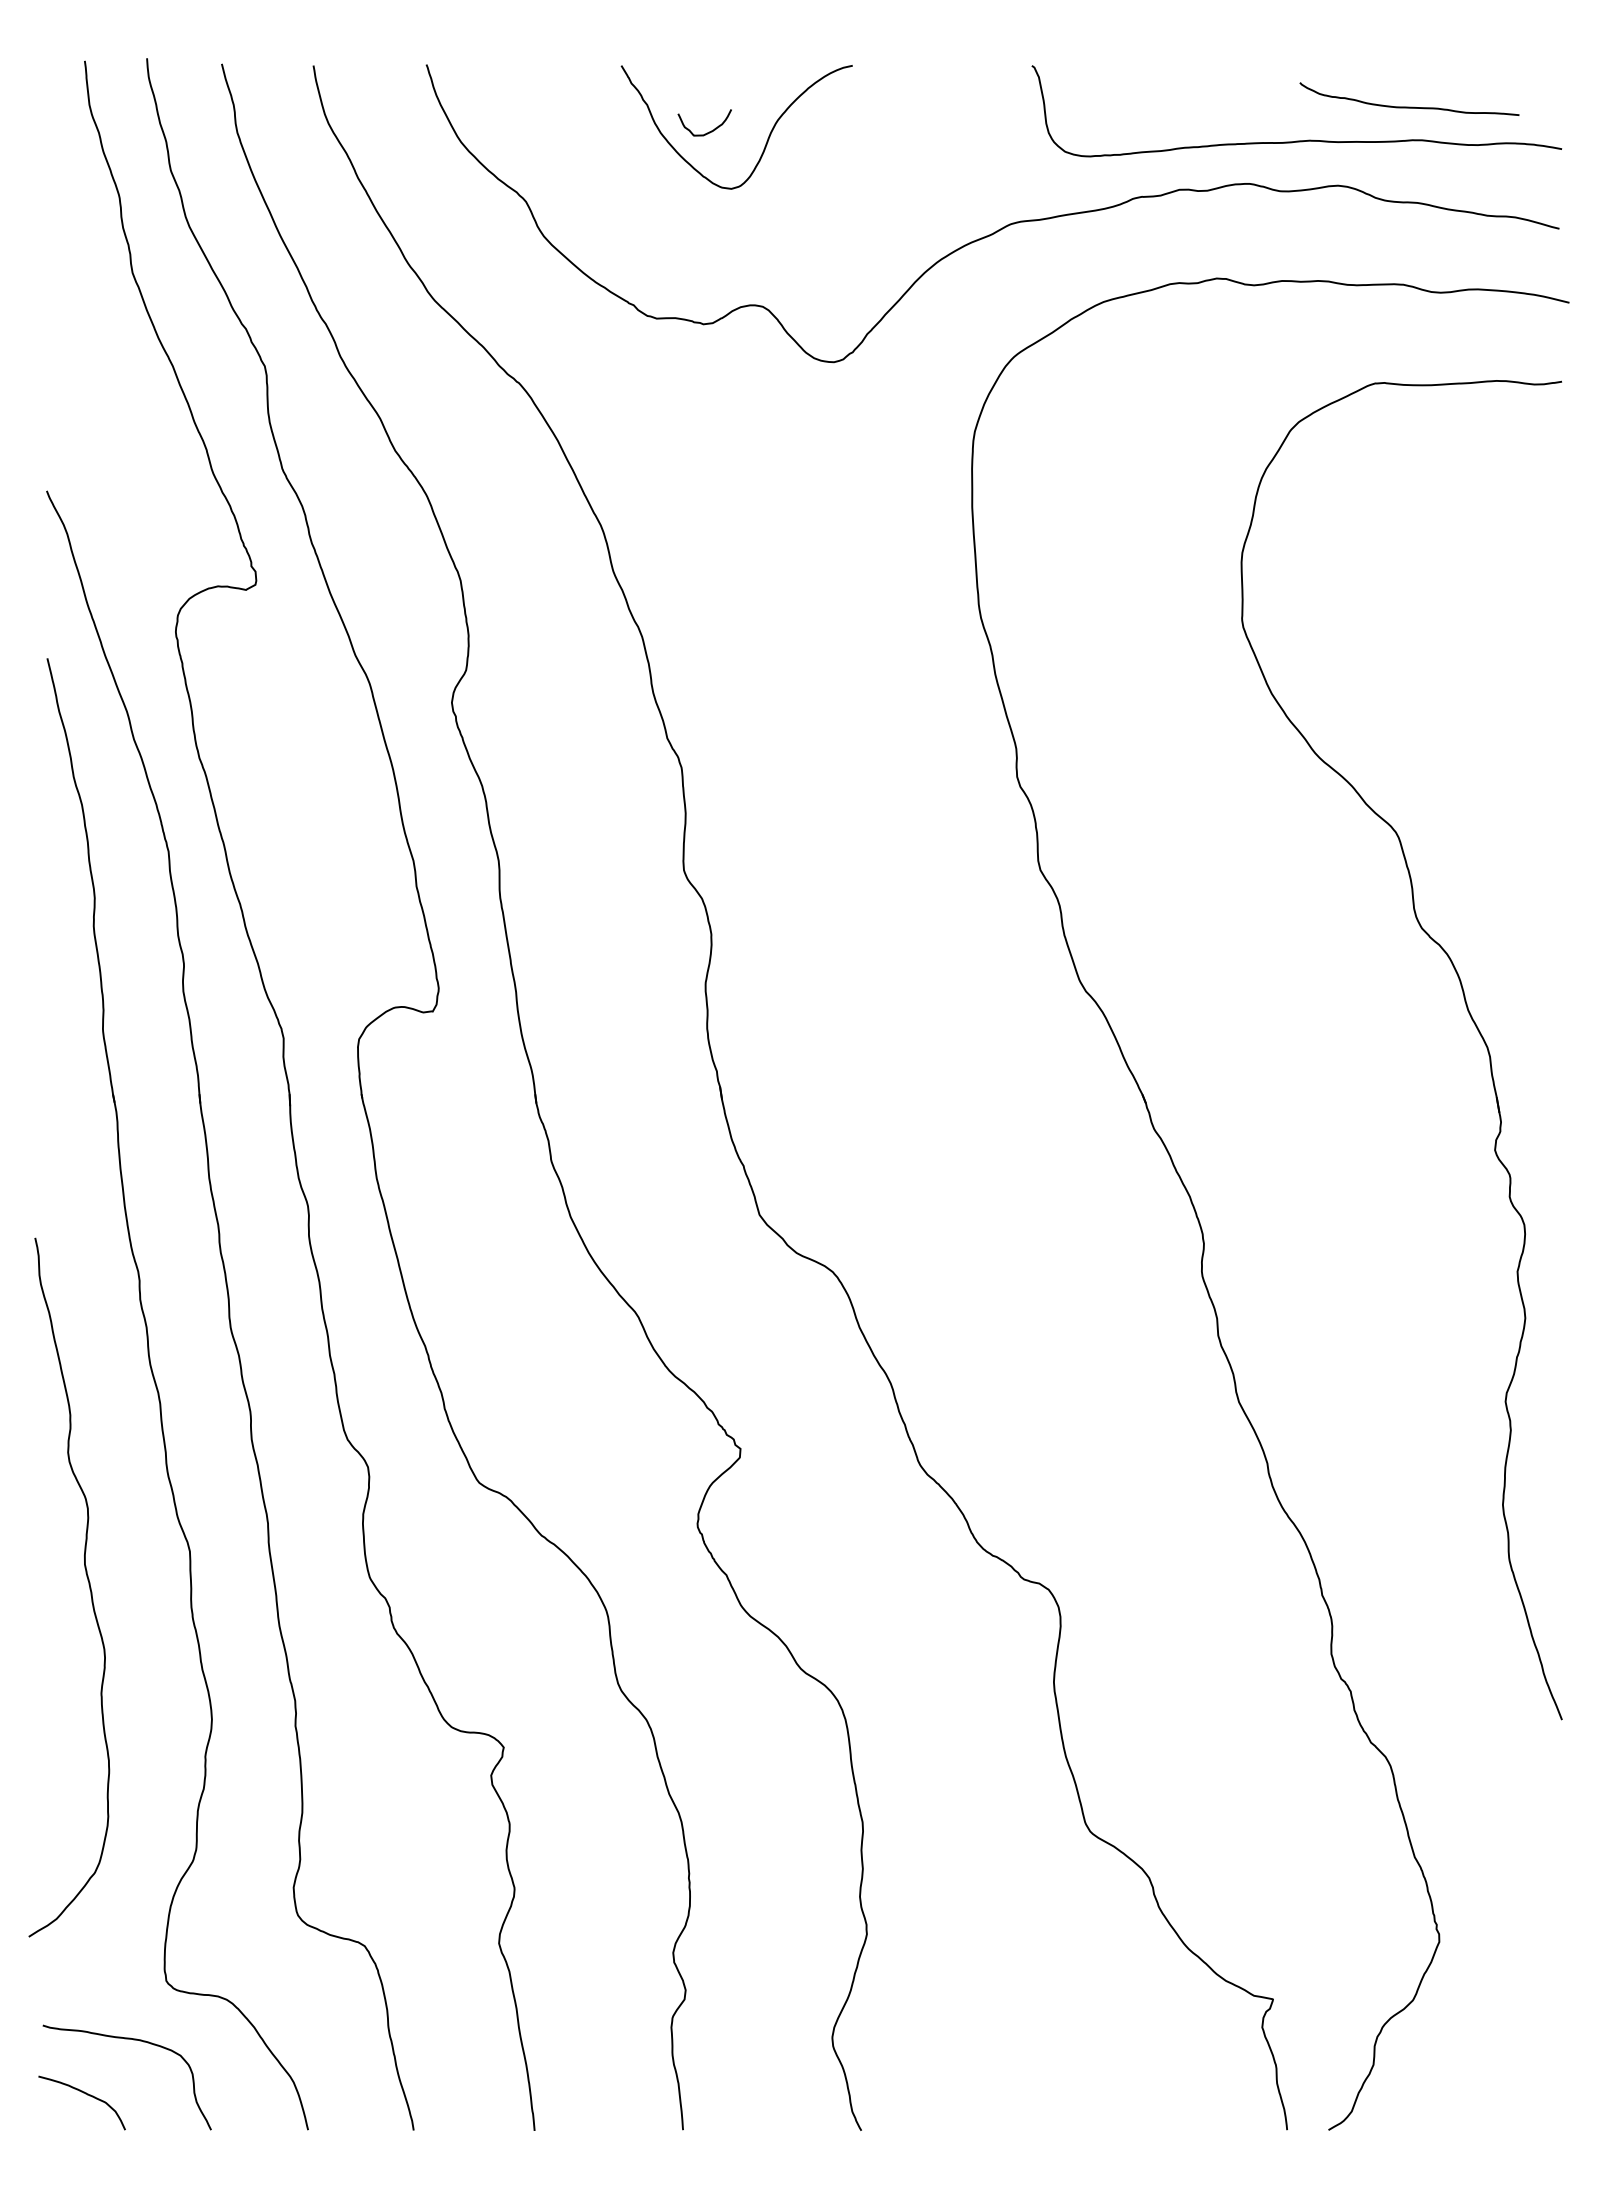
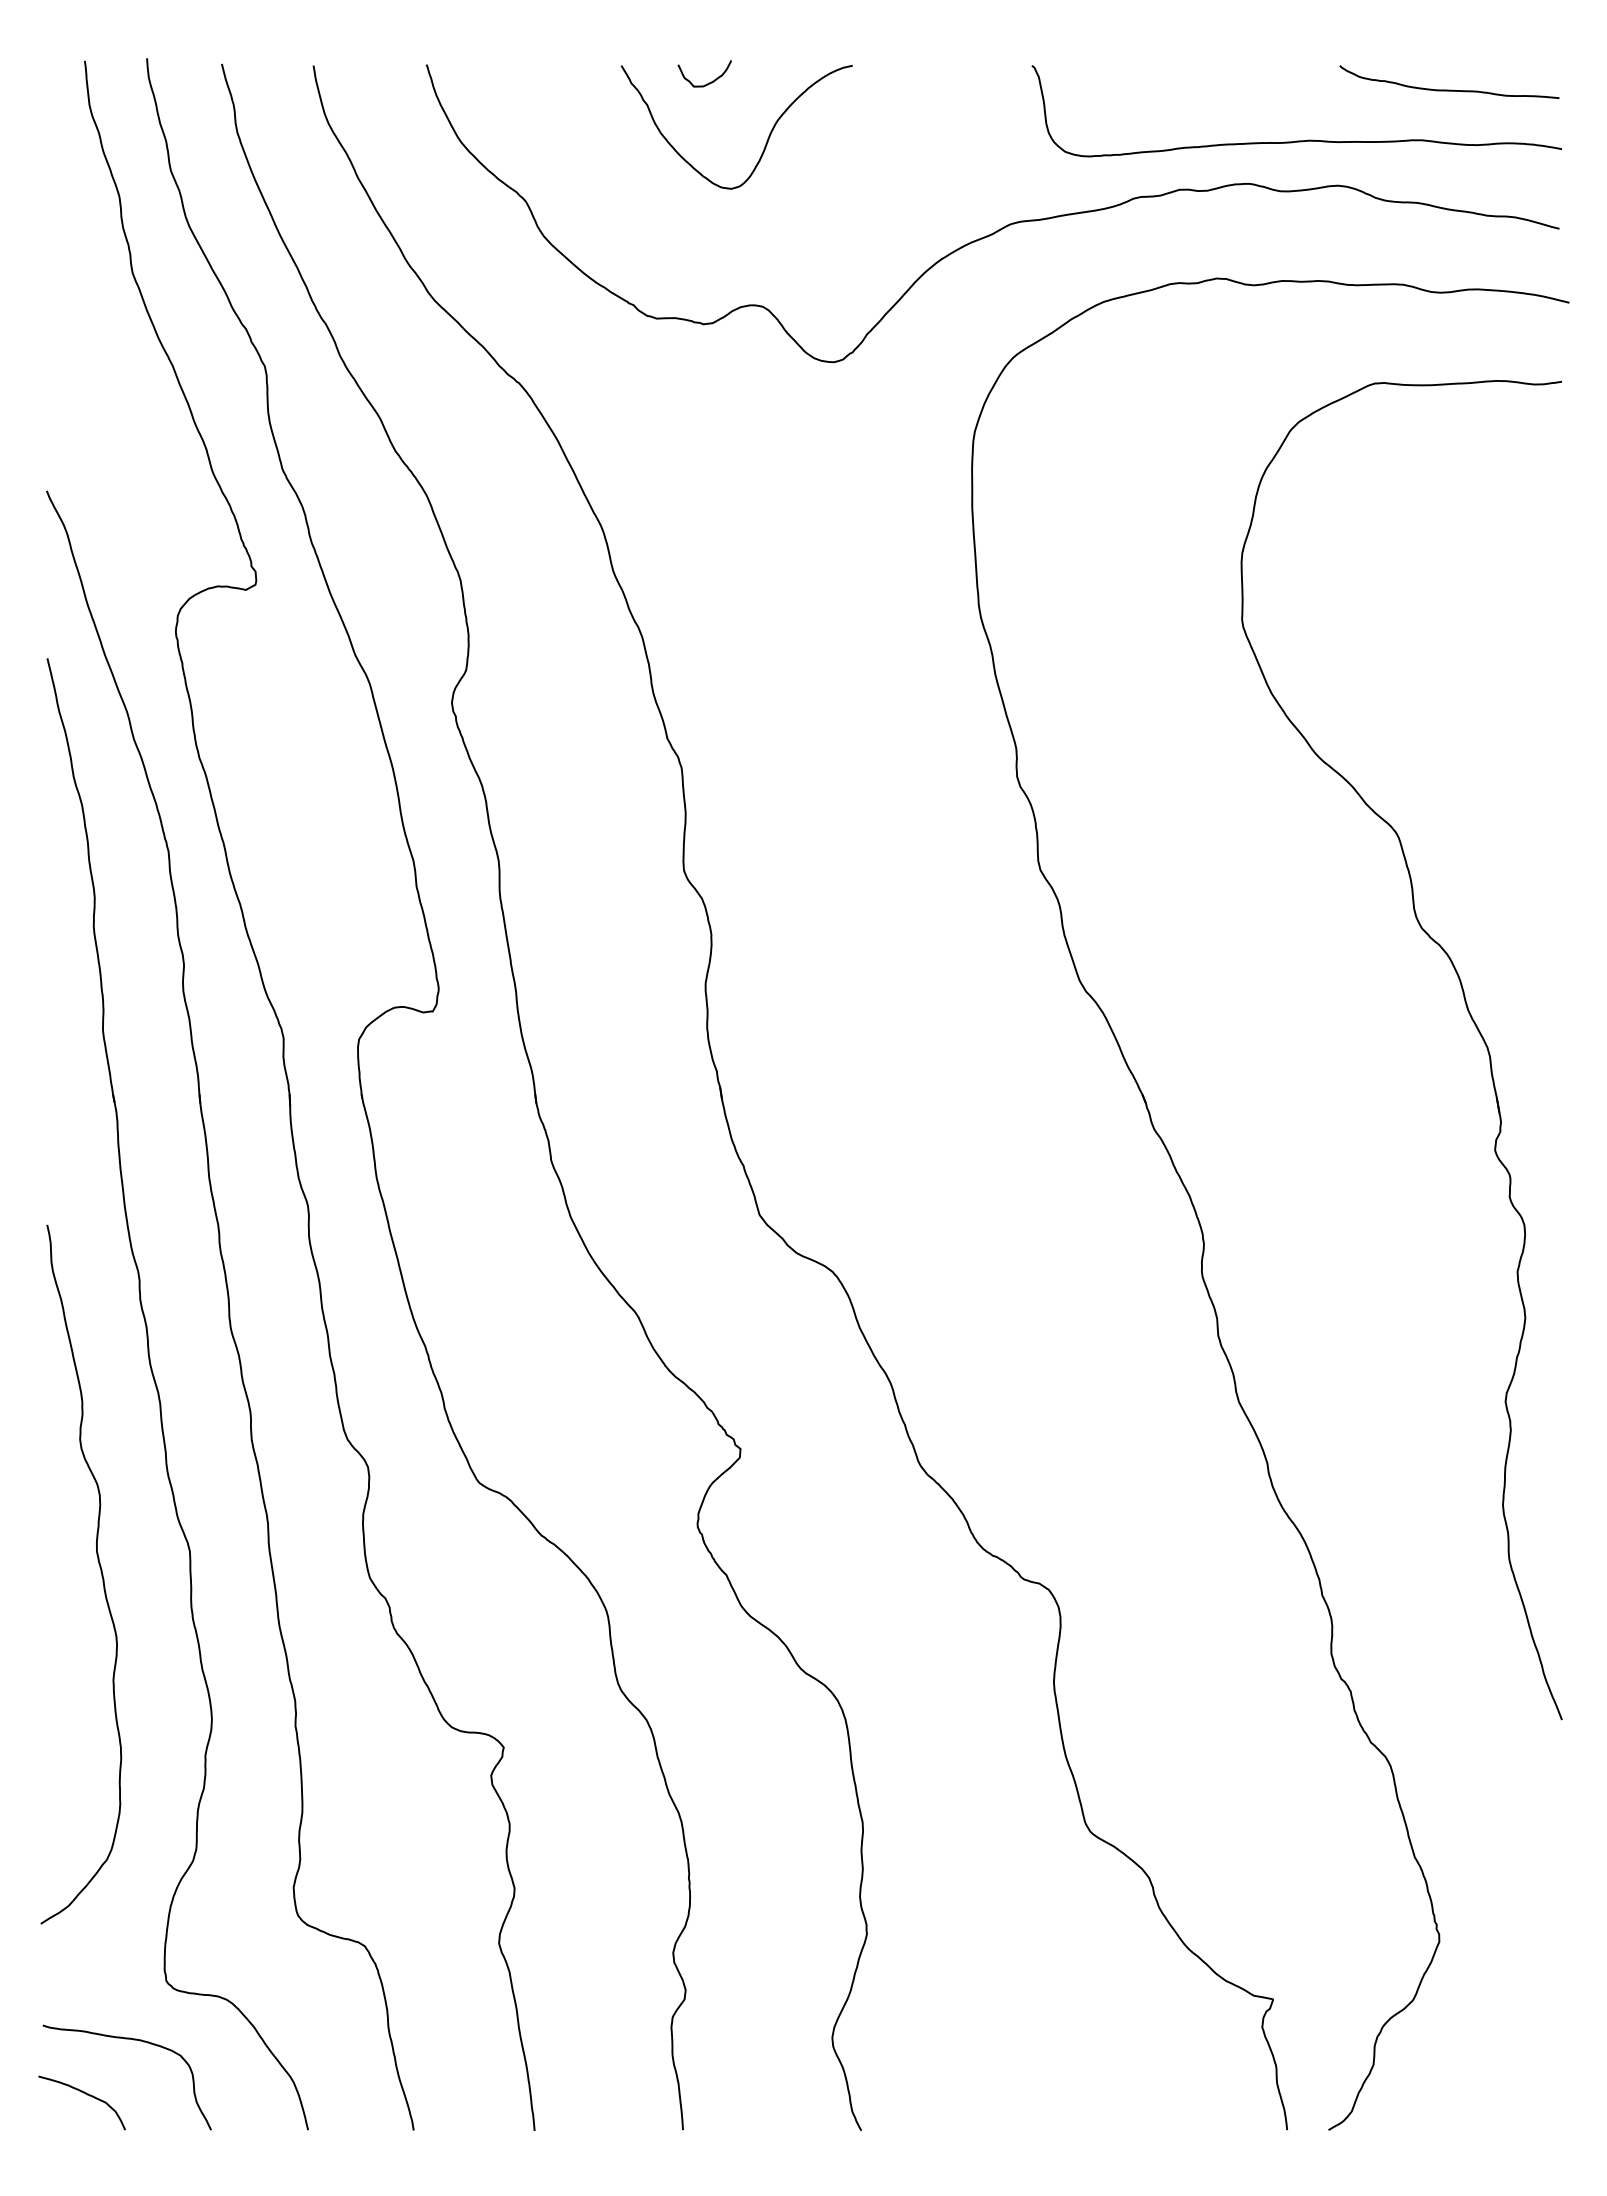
curve position: (1409, 106) -> (1449, 89) (1449, 89)
curve position: (709, 131) -> (709, 82) (709, 82)
curve position: (88, 1584) -> (100, 1571) (100, 1571)
